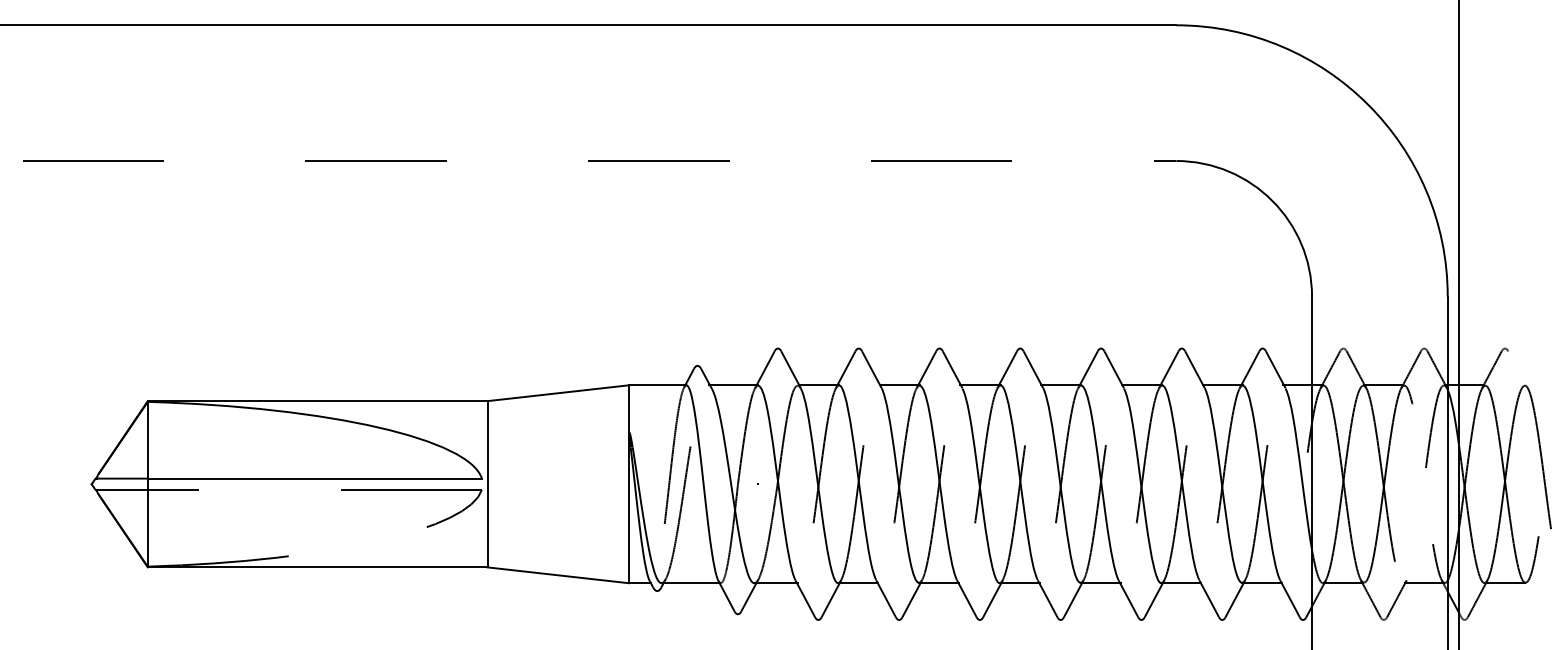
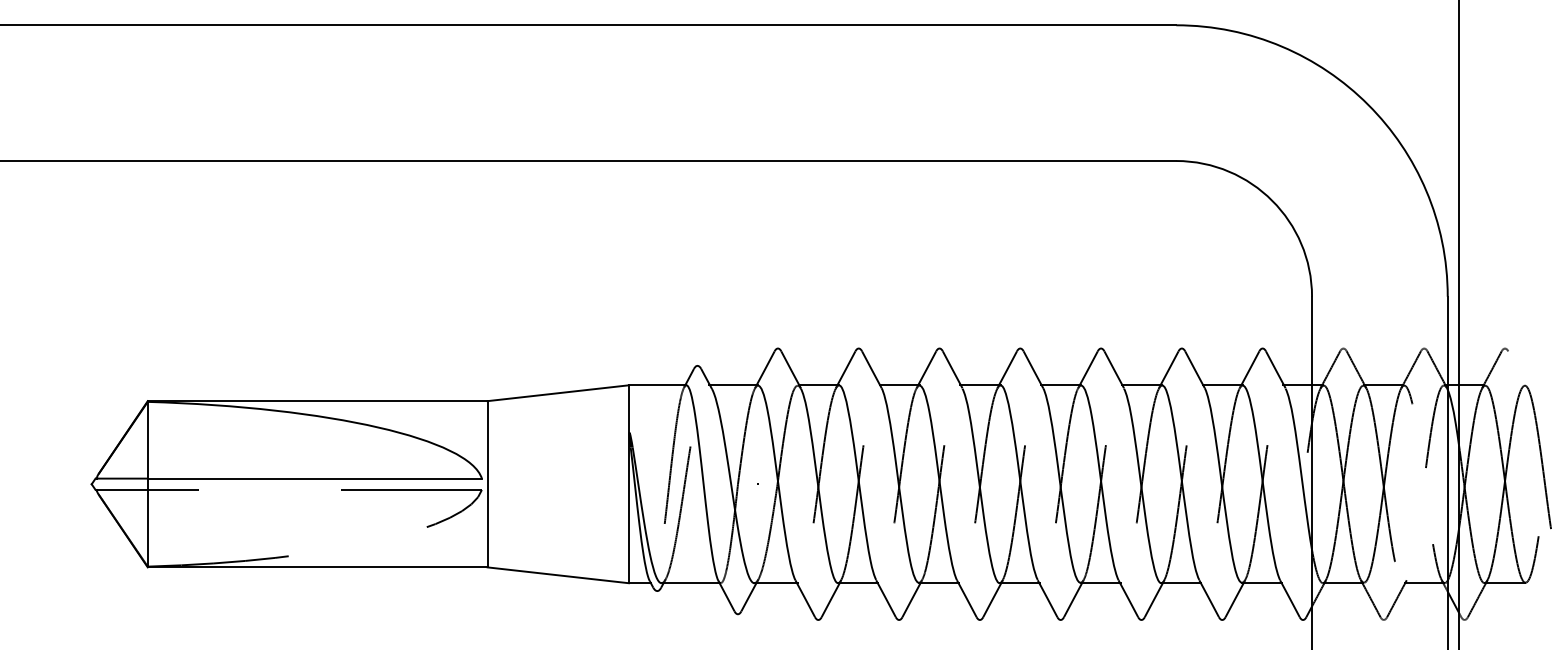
line: dashed -> solid (588, 161)
